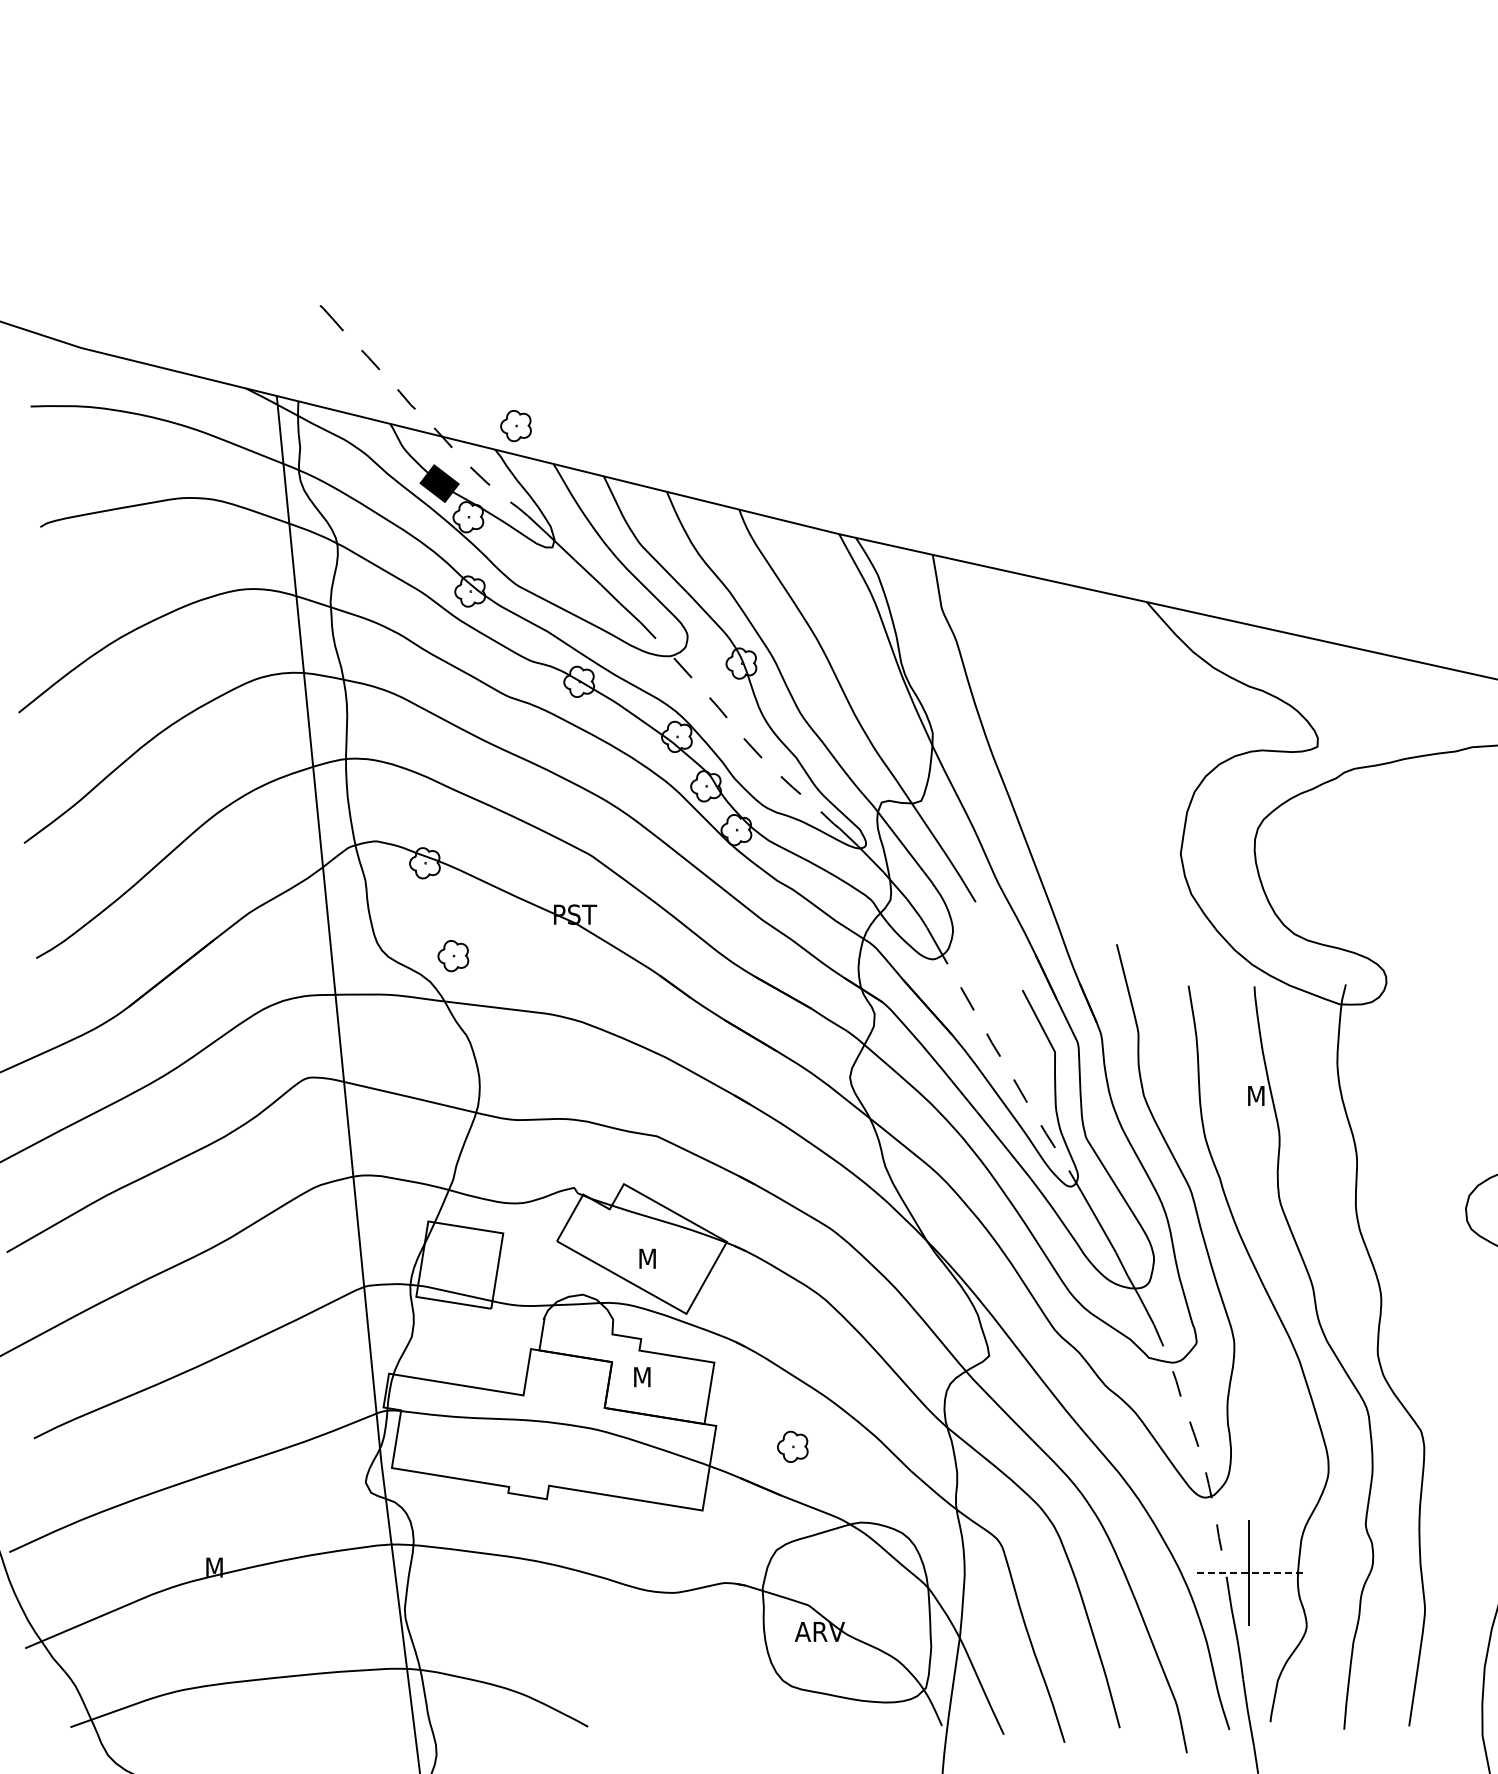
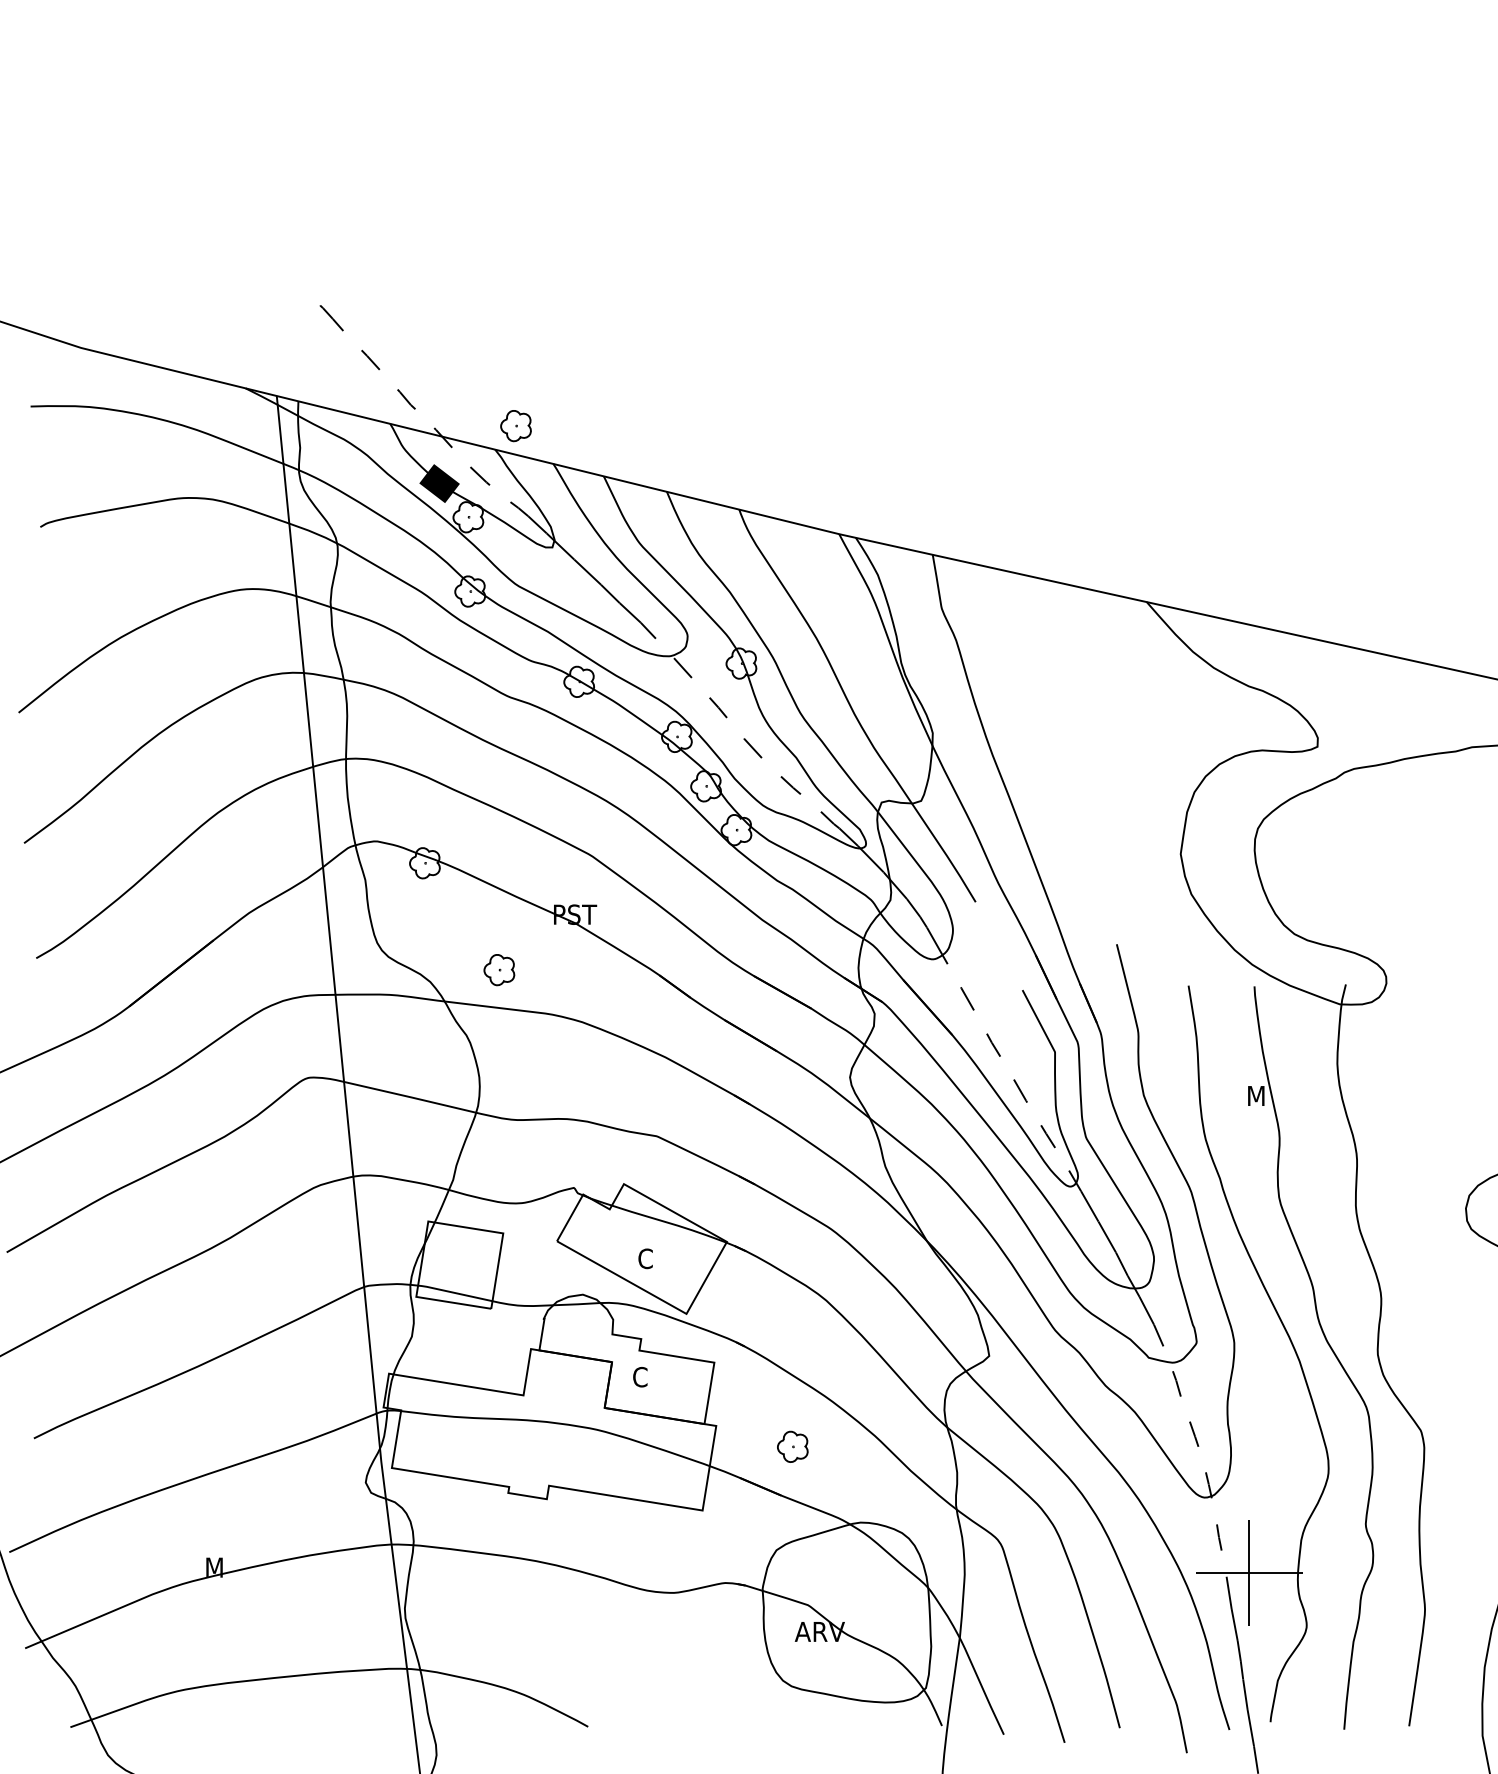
part position: (453, 956) -> (499, 970) (499, 970)
text: M -> C (646, 1258)
text: M -> C (641, 1376)
line: dashed -> solid (1248, 1572)
